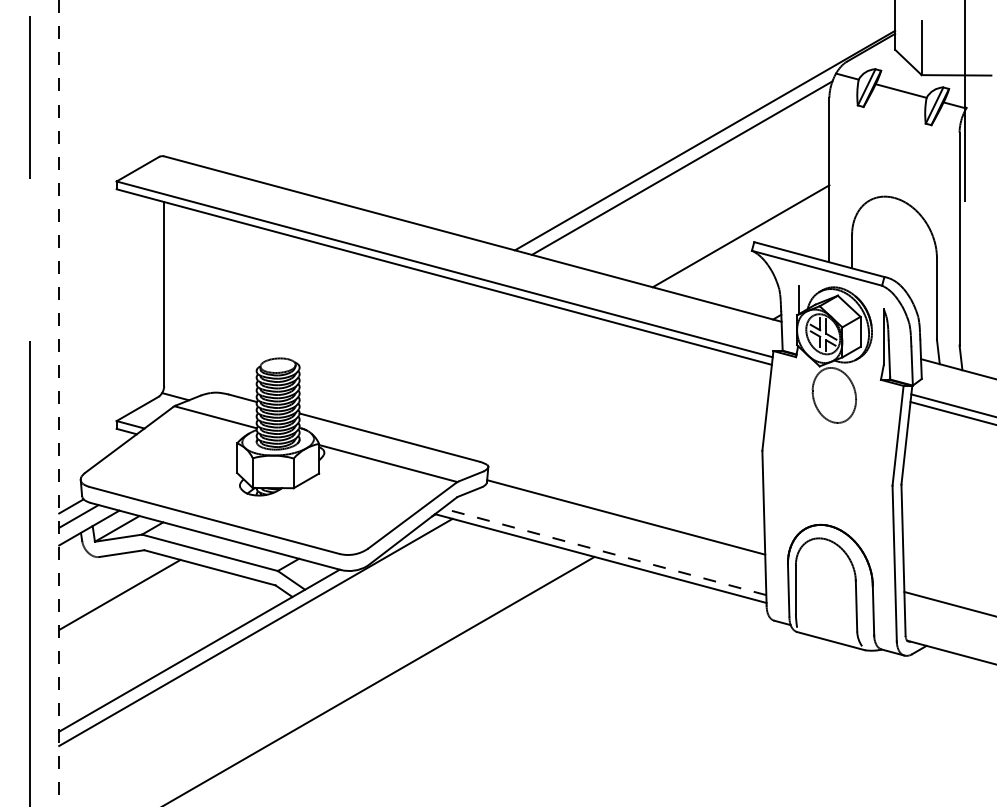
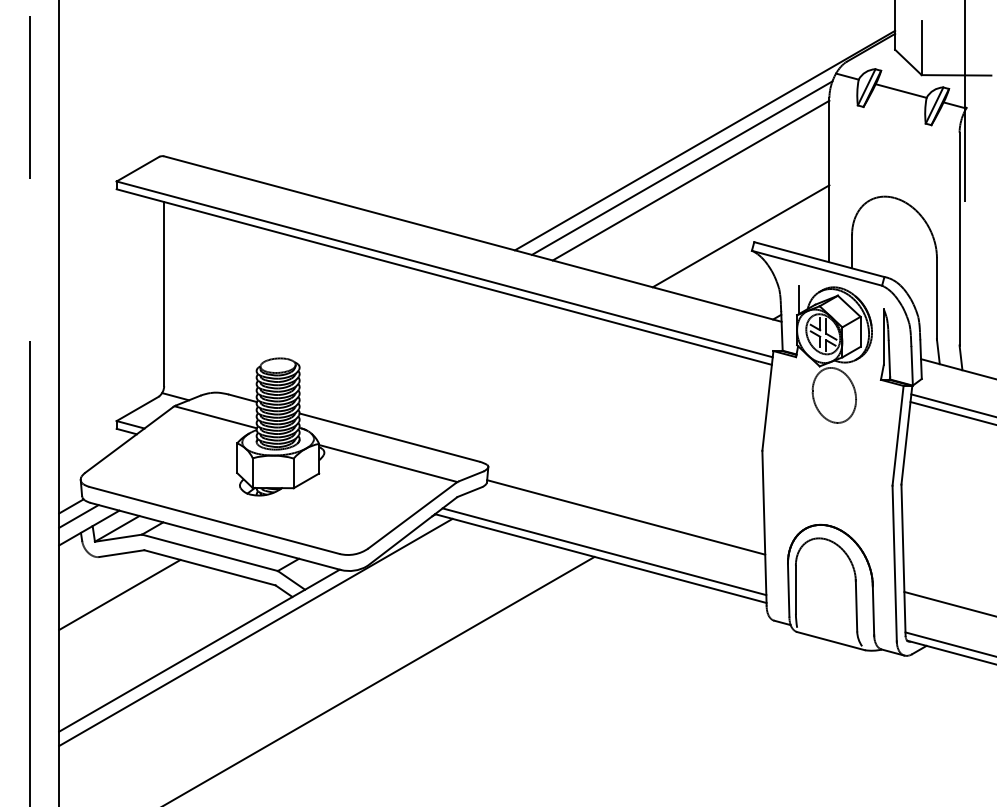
line: none -> present (690, 180)
line: dashed -> solid (59, 402)
line: dashed -> solid (604, 551)
line: none -> present (949, 643)
